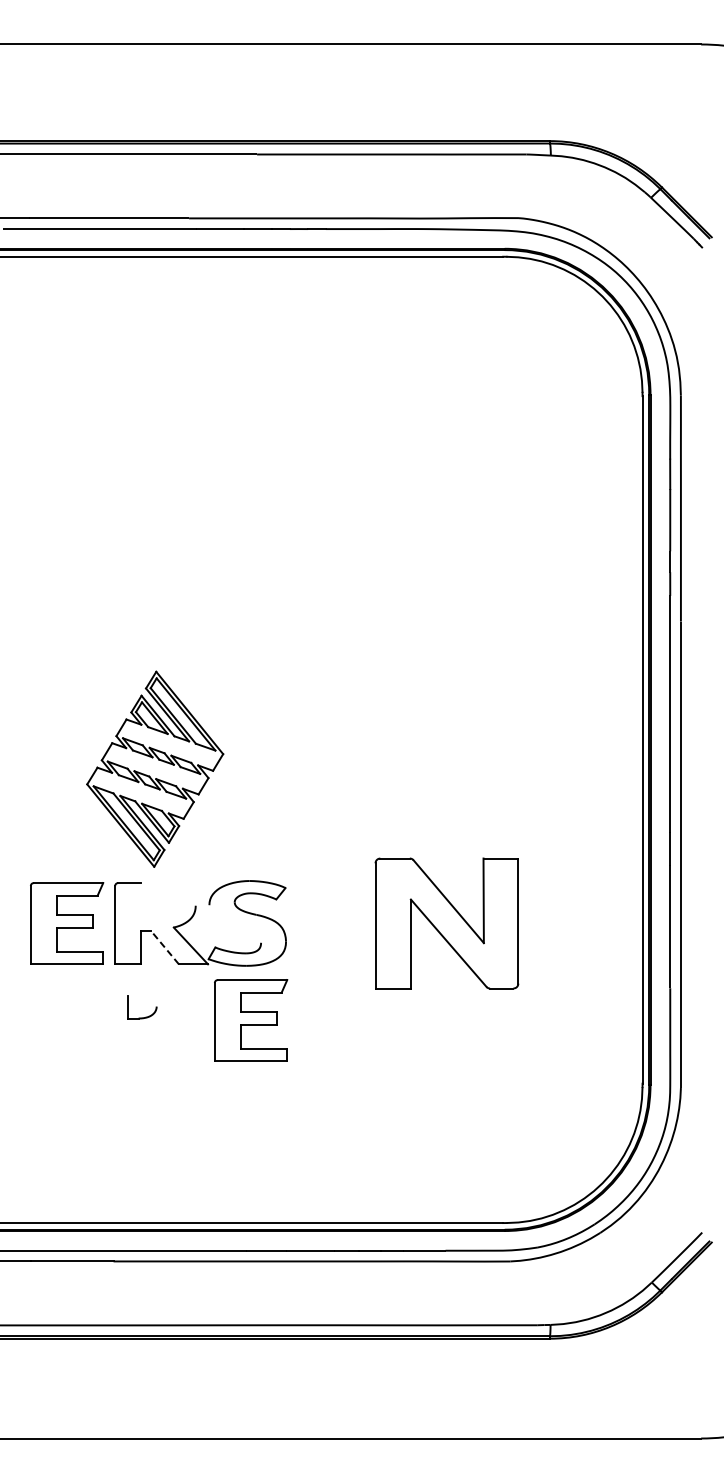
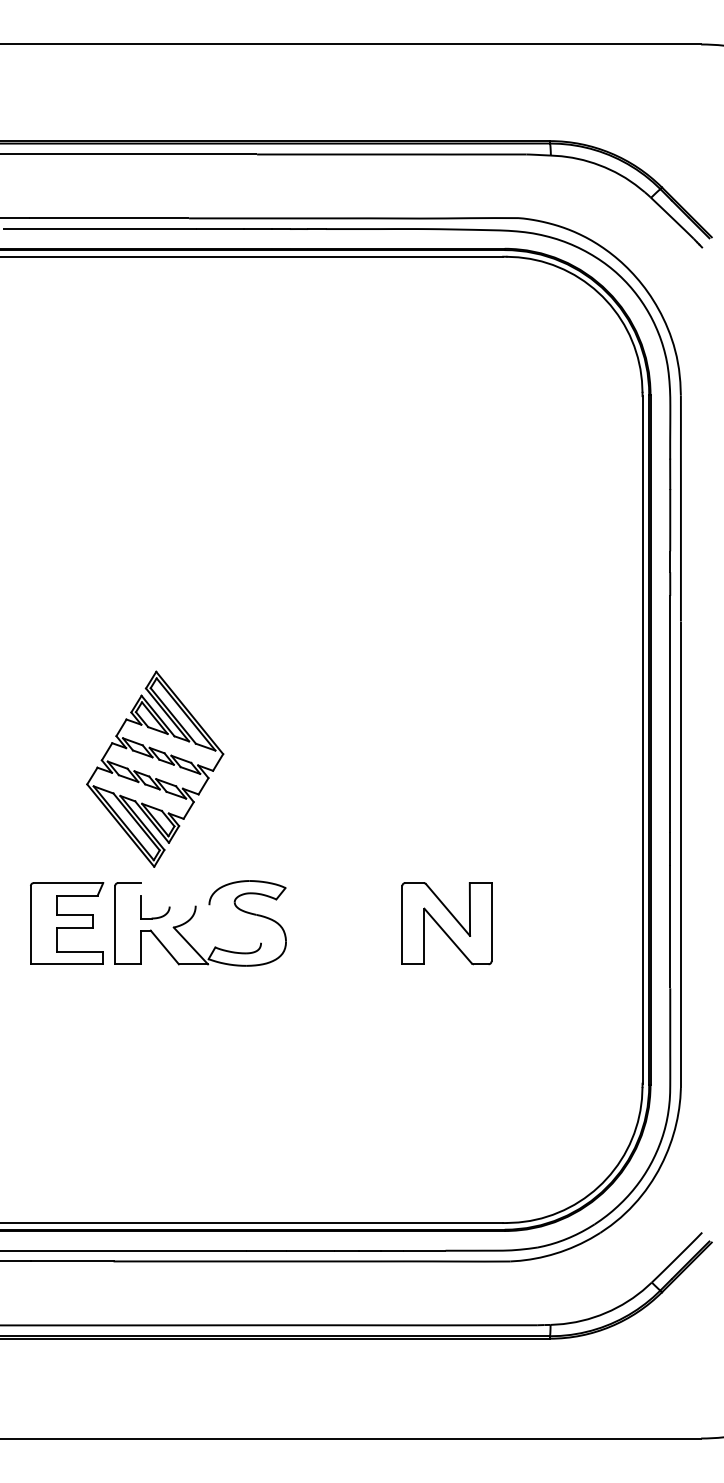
part size: 146x133 px -> 92x84 px (446, 923)
line: dashed -> solid (164, 947)
part position: (145, 1016) -> (158, 916) (158, 916)
part: present -> none (251, 1020)
